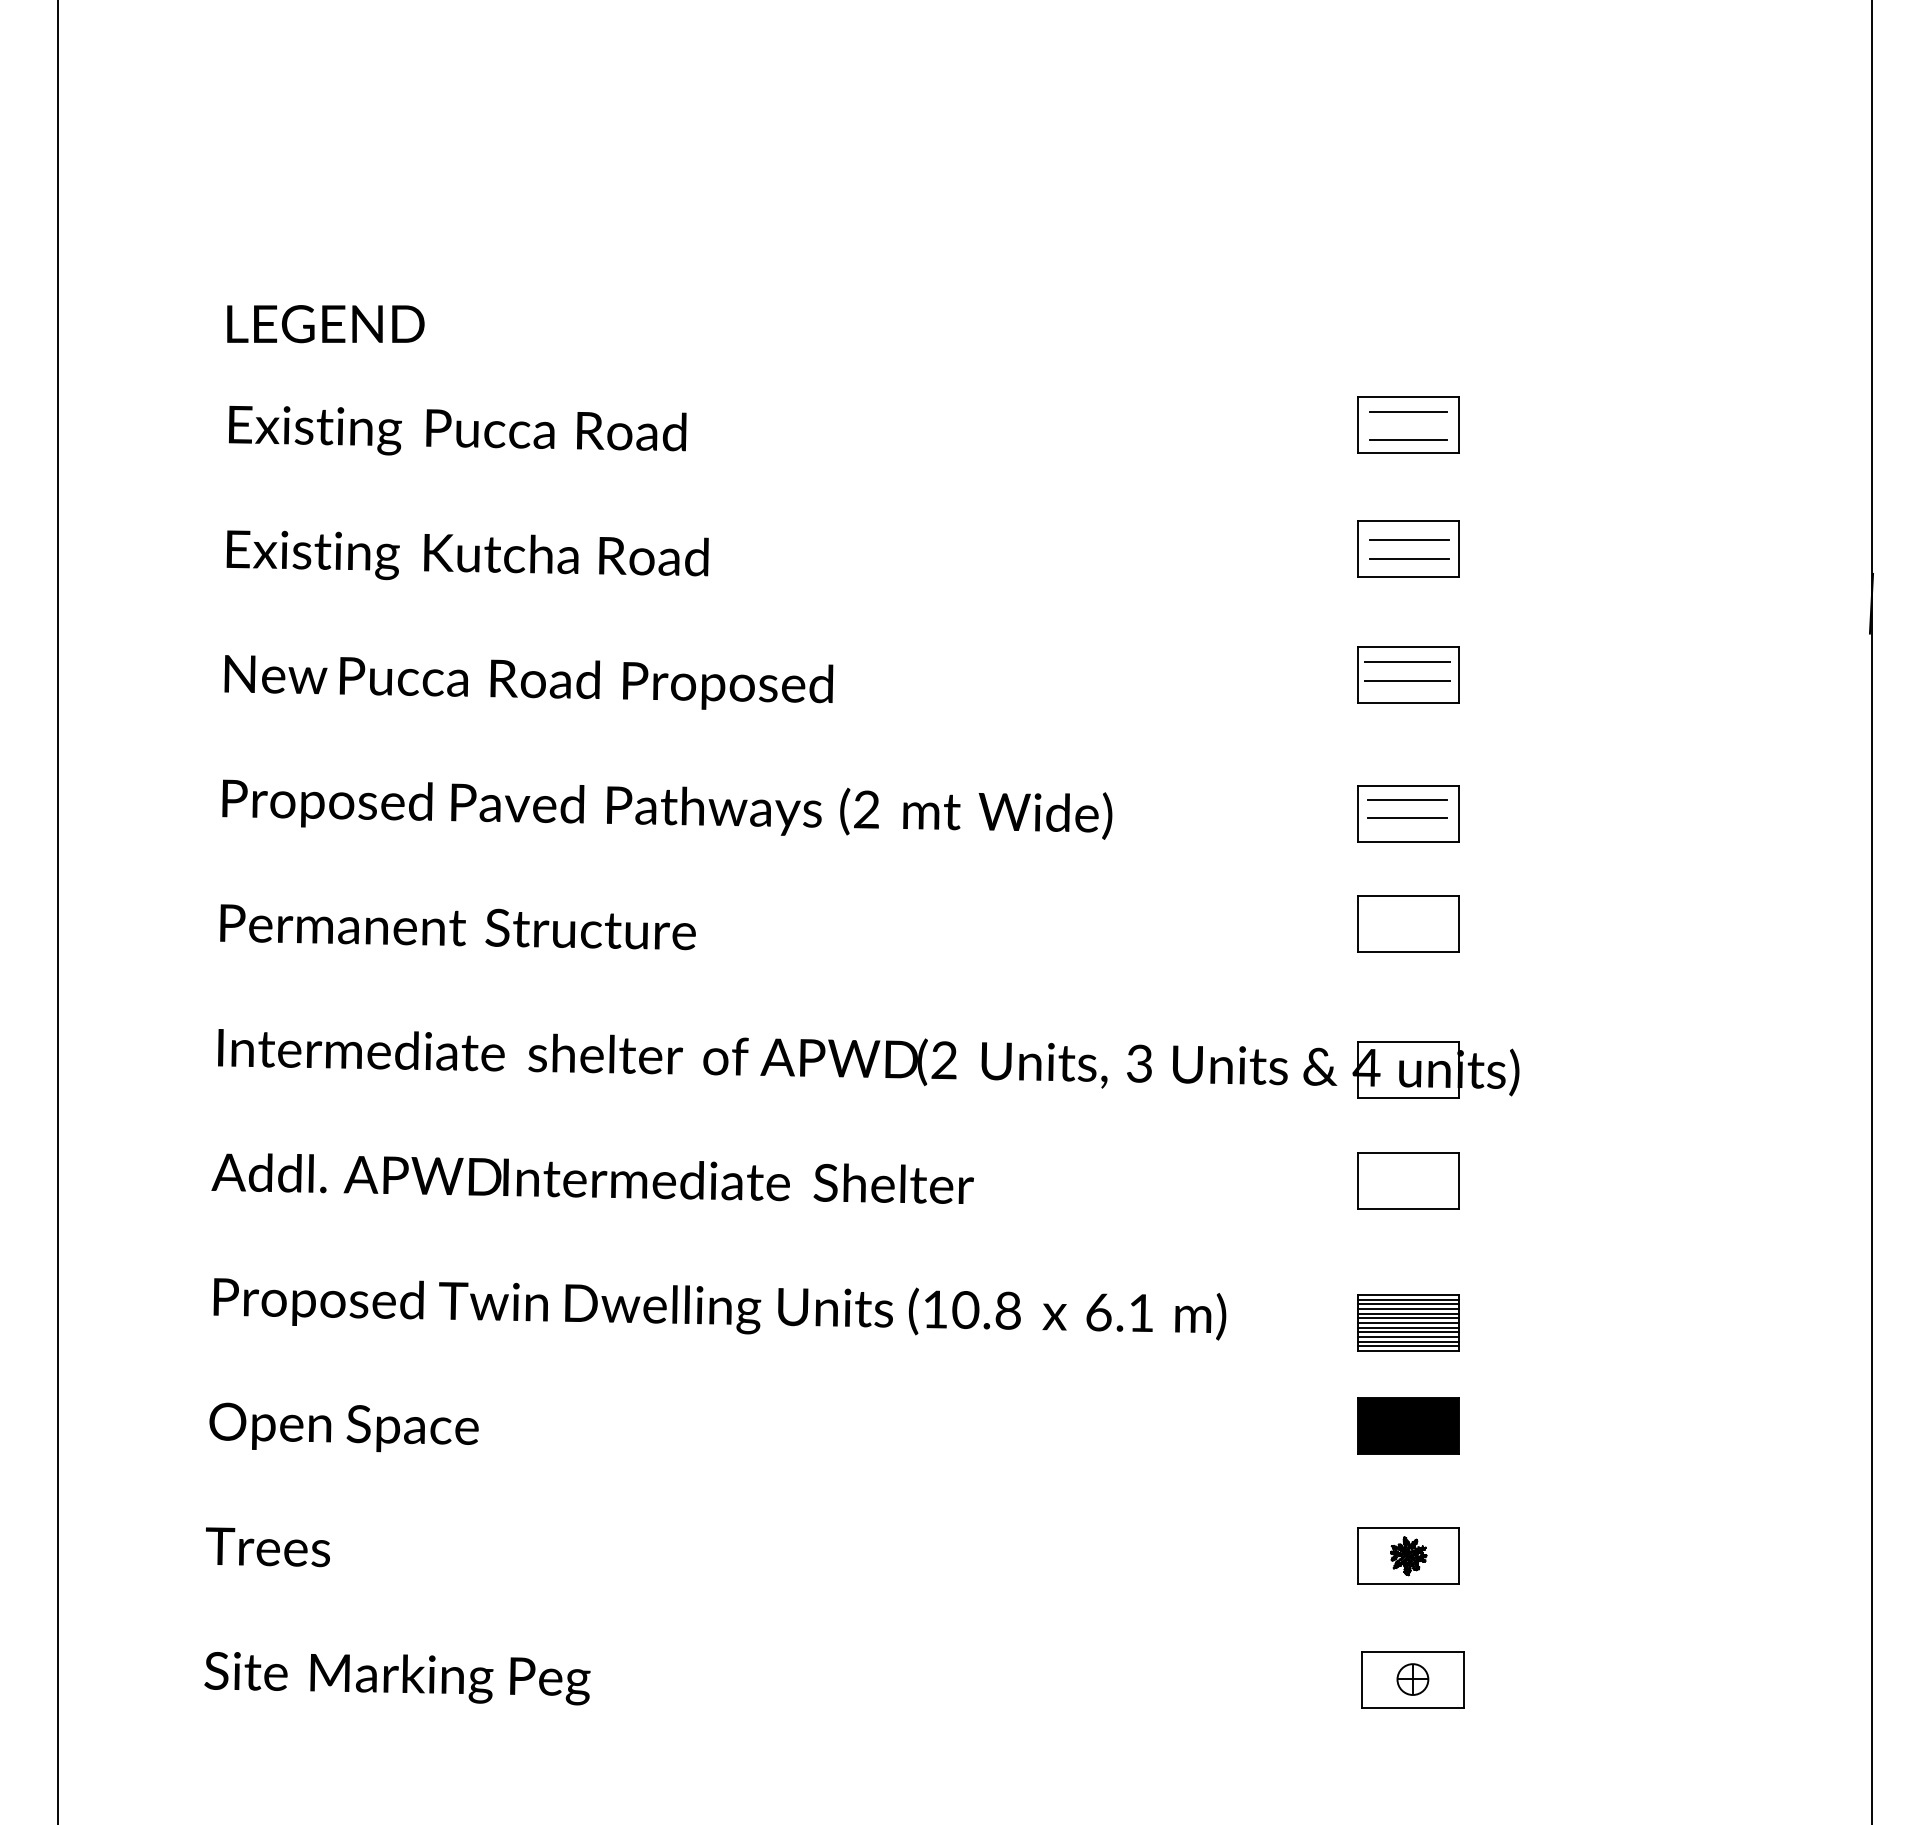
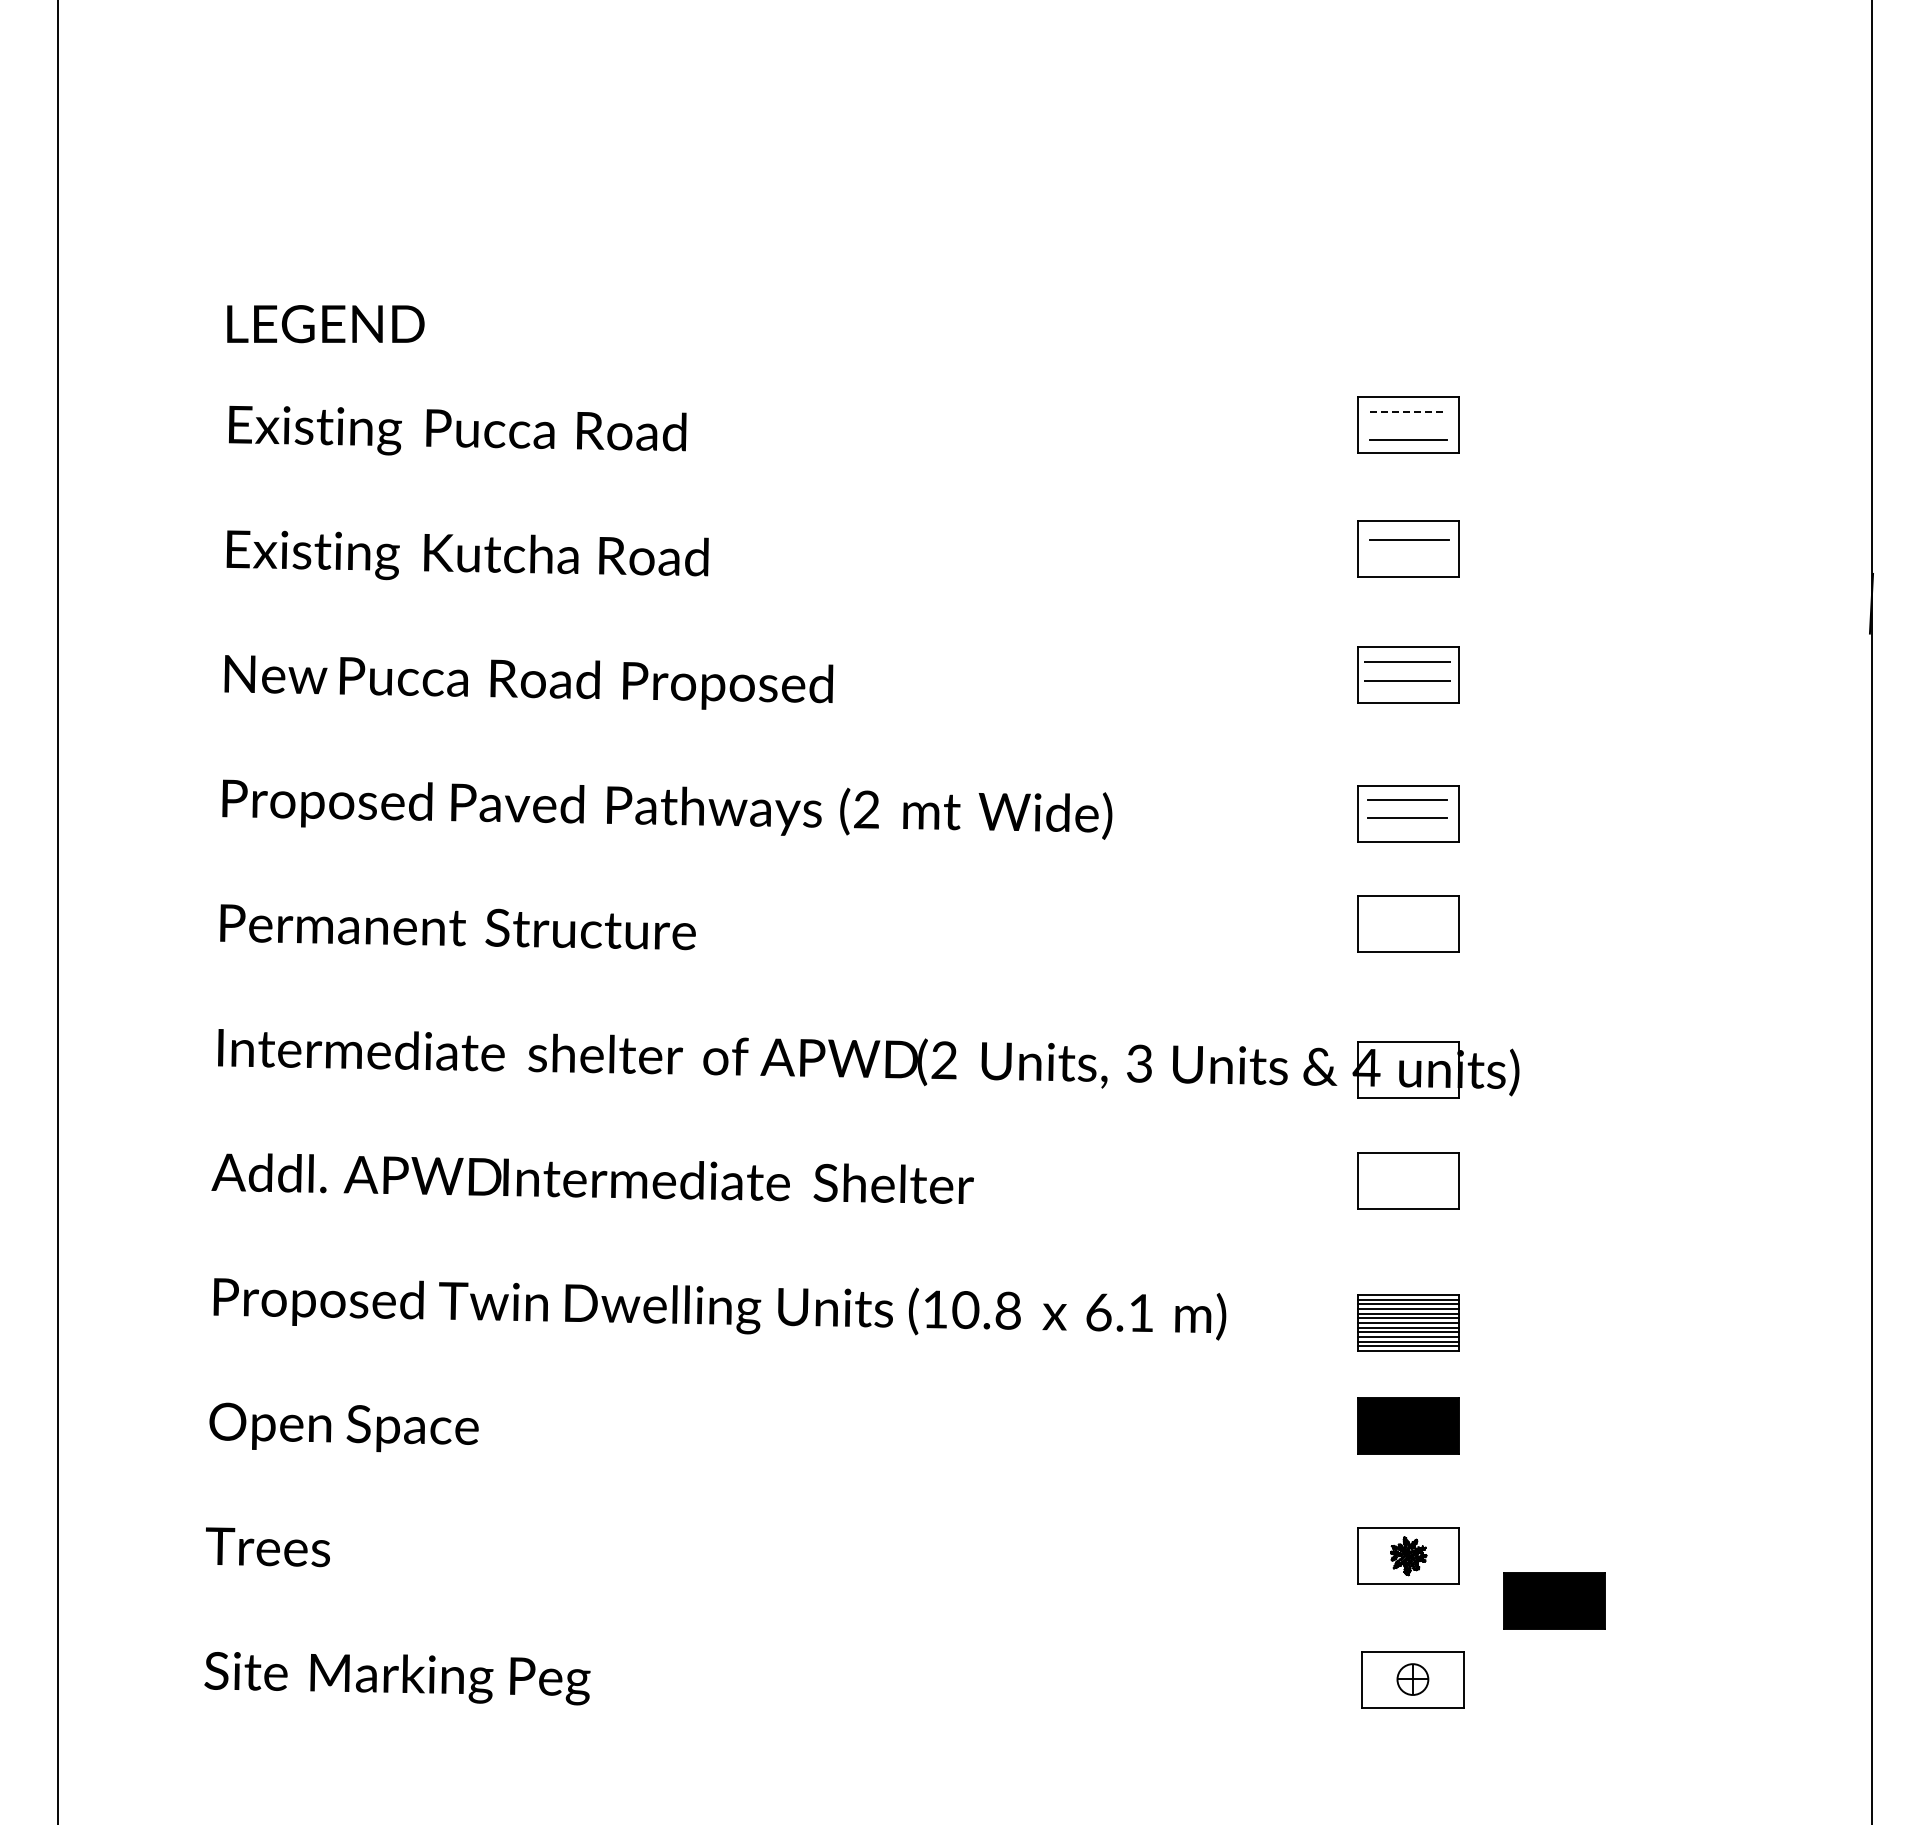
line: solid -> dashed (1408, 412)
line: present -> none (1409, 559)
part: none -> present (1554, 1600)
